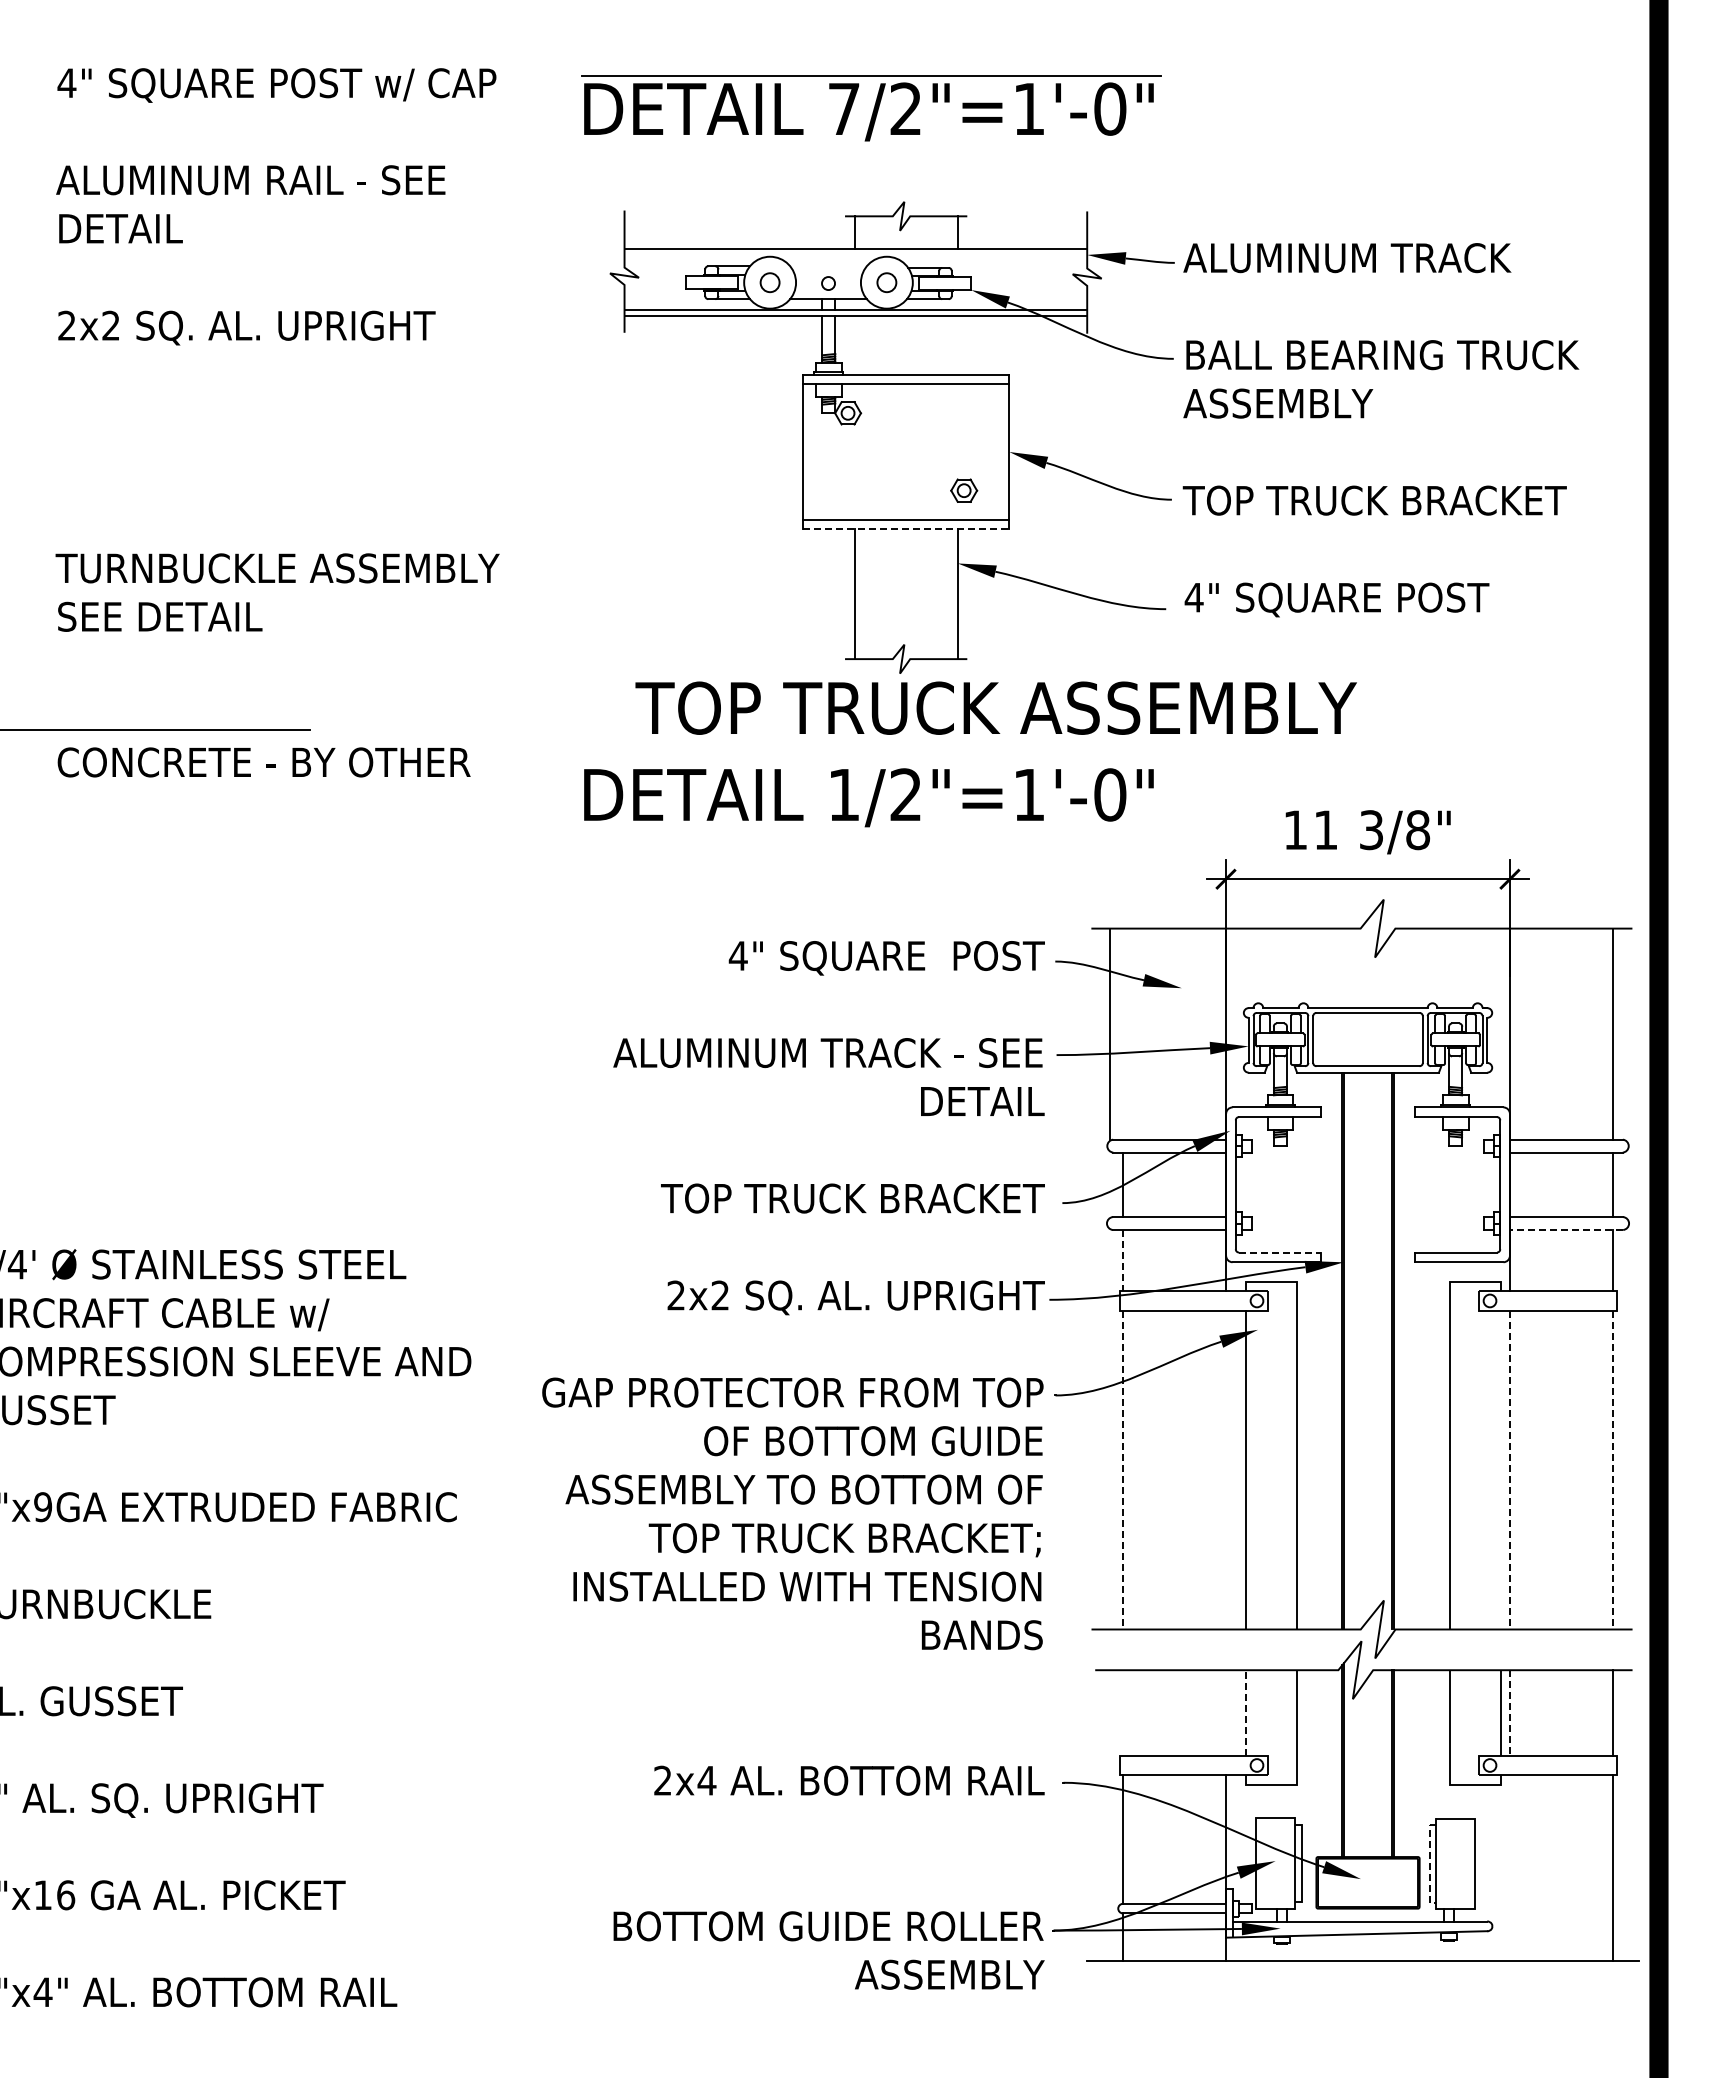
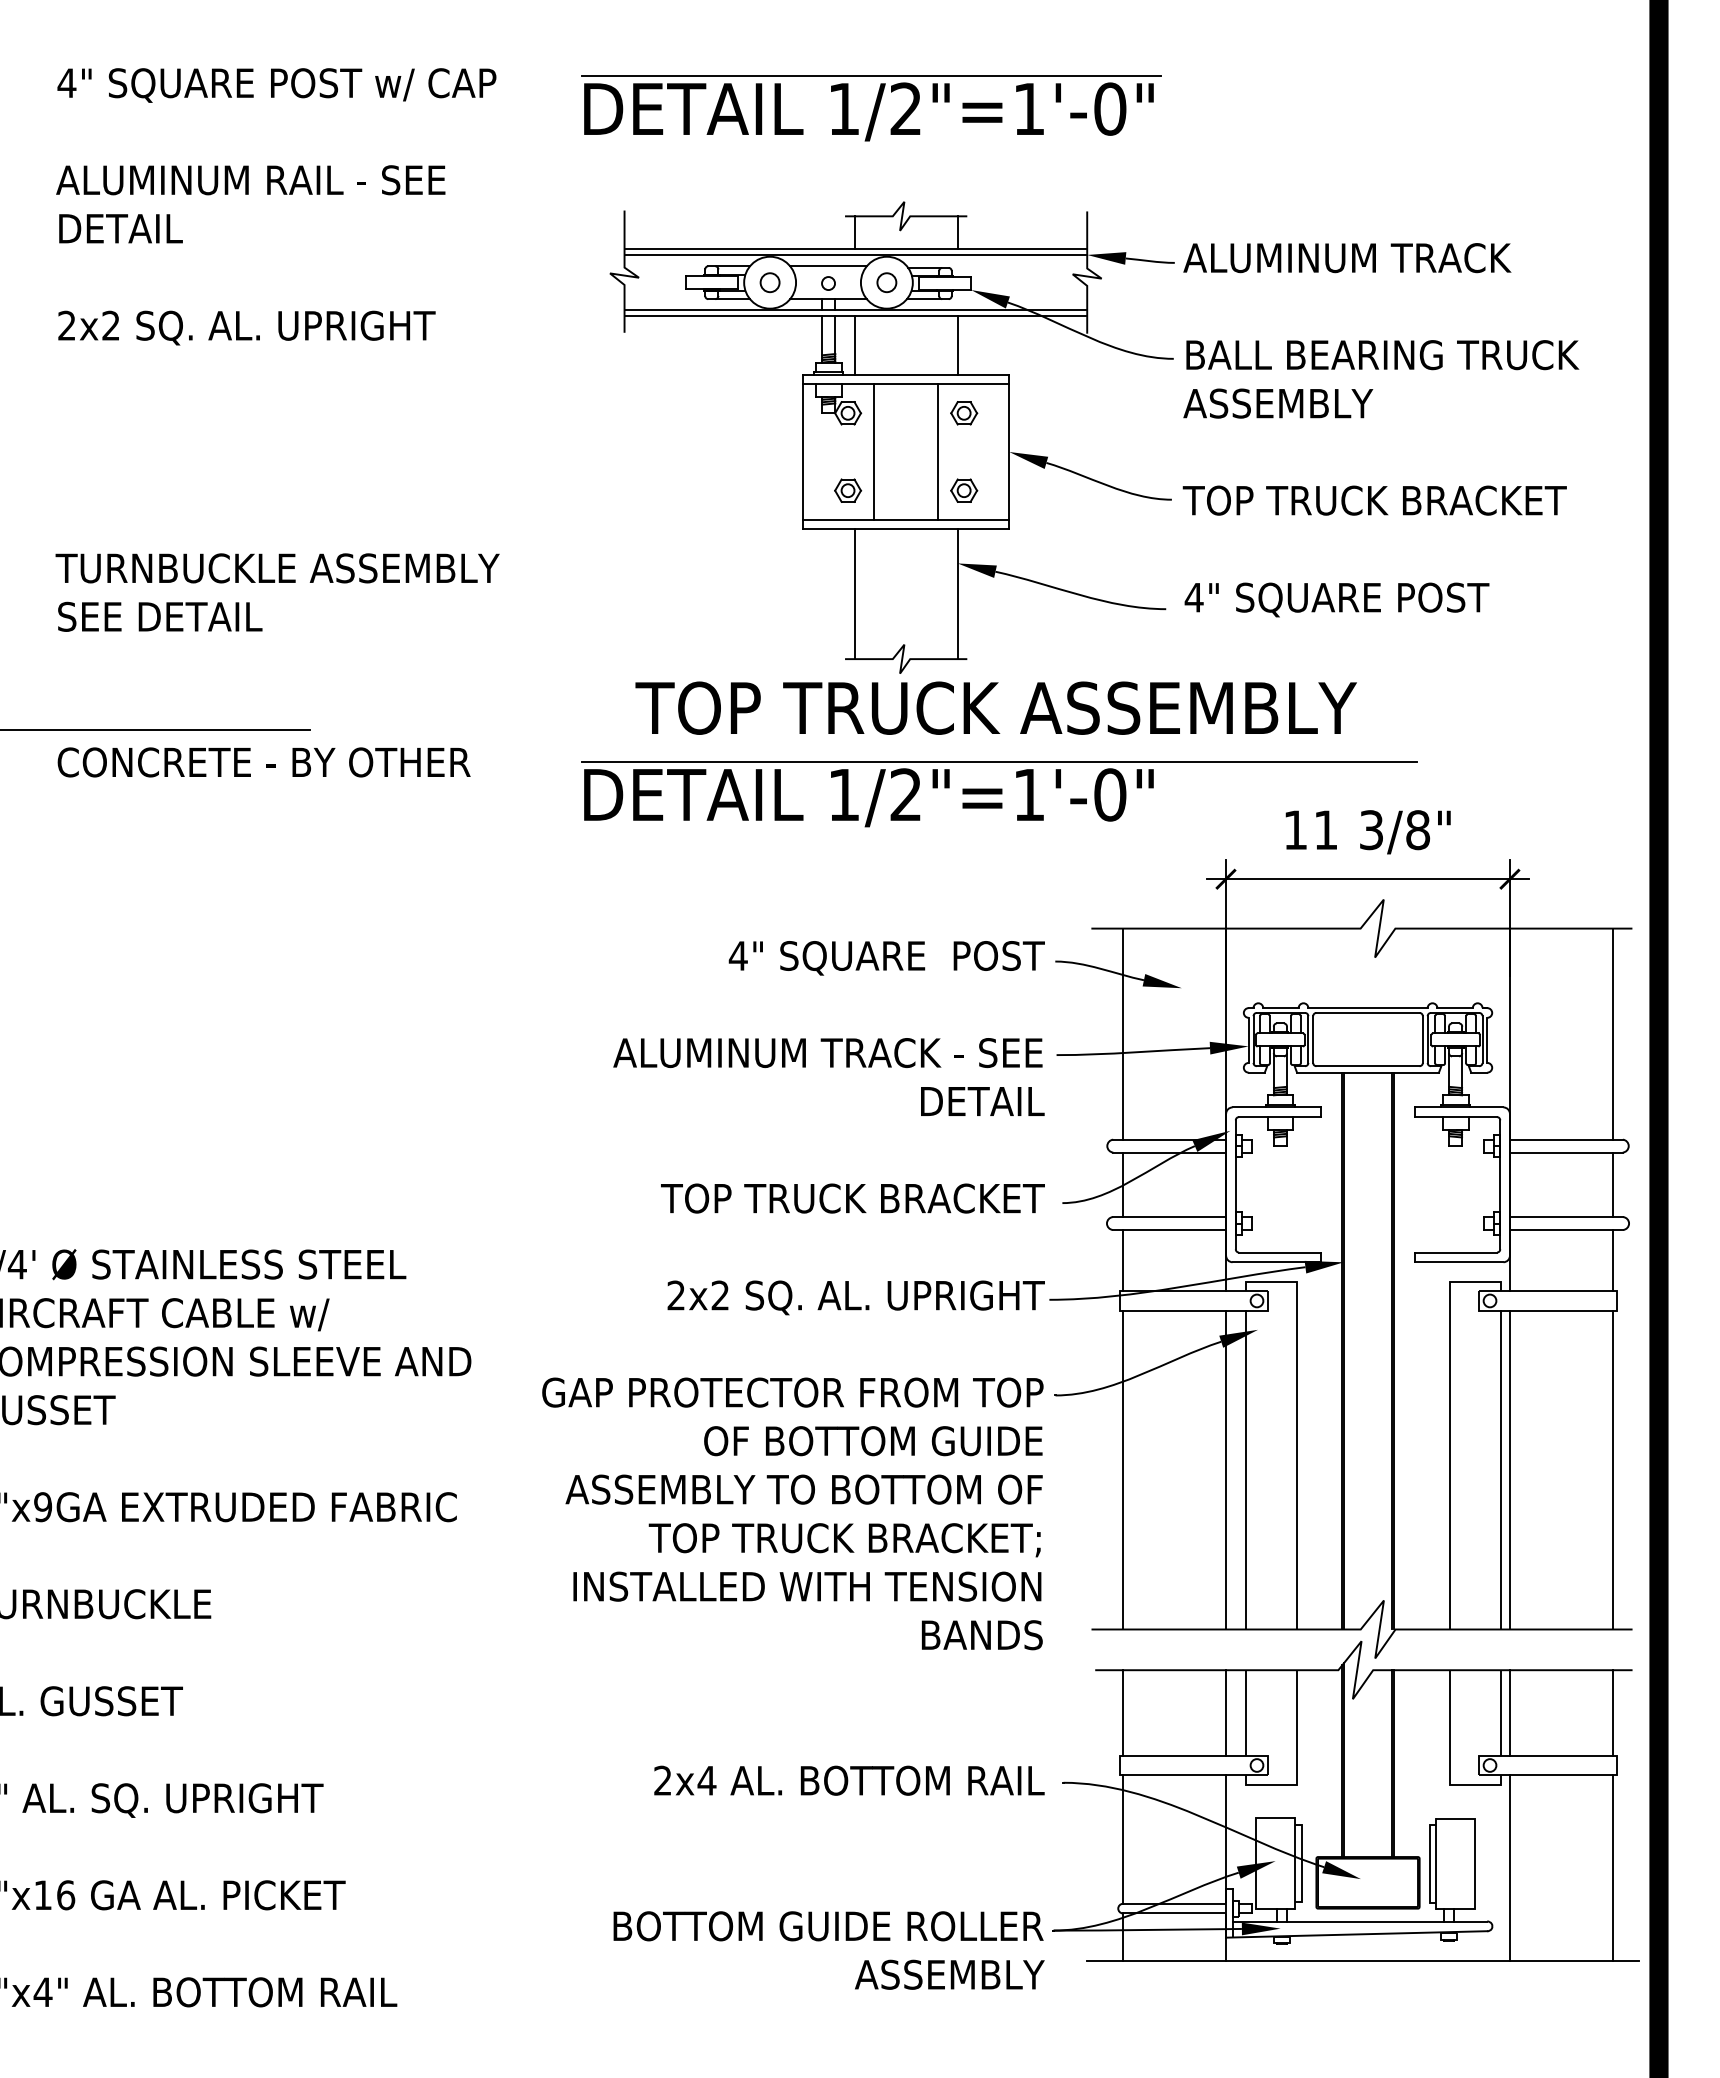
text: 7/2"=1'-0" -> 1/2"=1'-0" (844, 108)
line: none -> present (855, 254)
line: none -> present (828, 265)
line: none -> present (854, 345)
line: none -> present (957, 345)
part: none -> present (964, 413)
line: none -> present (873, 451)
line: none -> present (938, 451)
part: none -> present (848, 490)
line: dashed -> solid (906, 529)
line: none -> present (999, 761)
line position: (1109, 1033) -> (1122, 1033) (1122, 1033)
line: dashed -> solid (1566, 1229)
line: dashed -> solid (1280, 1252)
line: dashed -> solid (1122, 1260)
line: none -> present (1226, 1469)
line: none -> present (1501, 1469)
line: dashed -> solid (1122, 1470)
line: dashed -> solid (1509, 1470)
line: dashed -> solid (1613, 1470)
line: none -> present (1122, 1712)
line: none -> present (1226, 1712)
line: dashed -> solid (1245, 1713)
line: dashed -> solid (1509, 1713)
line: dashed -> solid (1429, 1864)
line: none -> present (1509, 1868)
